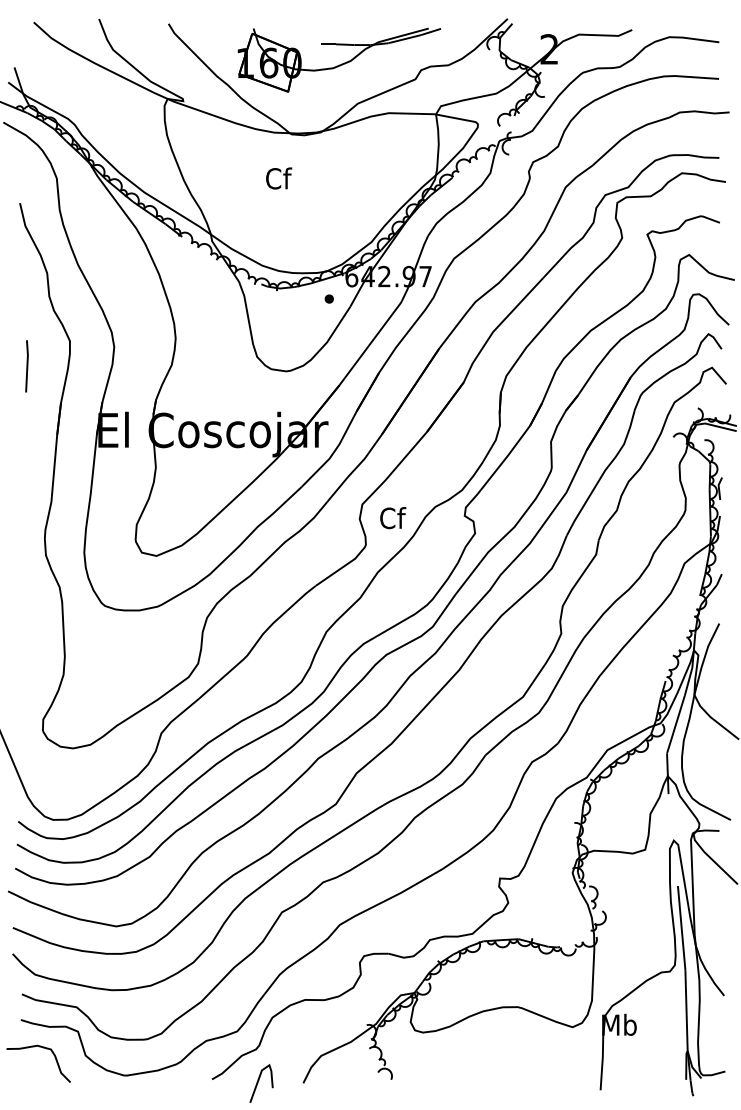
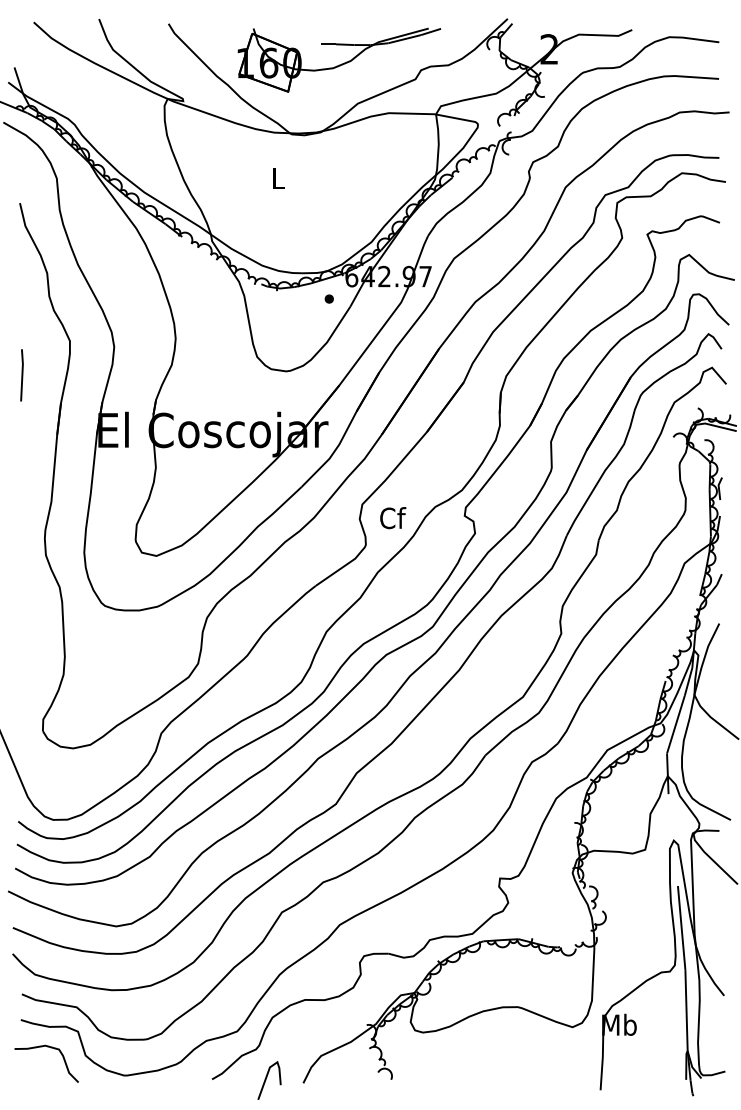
text: Cf -> L (279, 178)
line position: (26, 366) -> (21, 375) (21, 375)
curve position: (42, 1048) -> (50, 1048) (50, 1048)
line position: (258, 1083) -> (266, 1080) (266, 1080)
